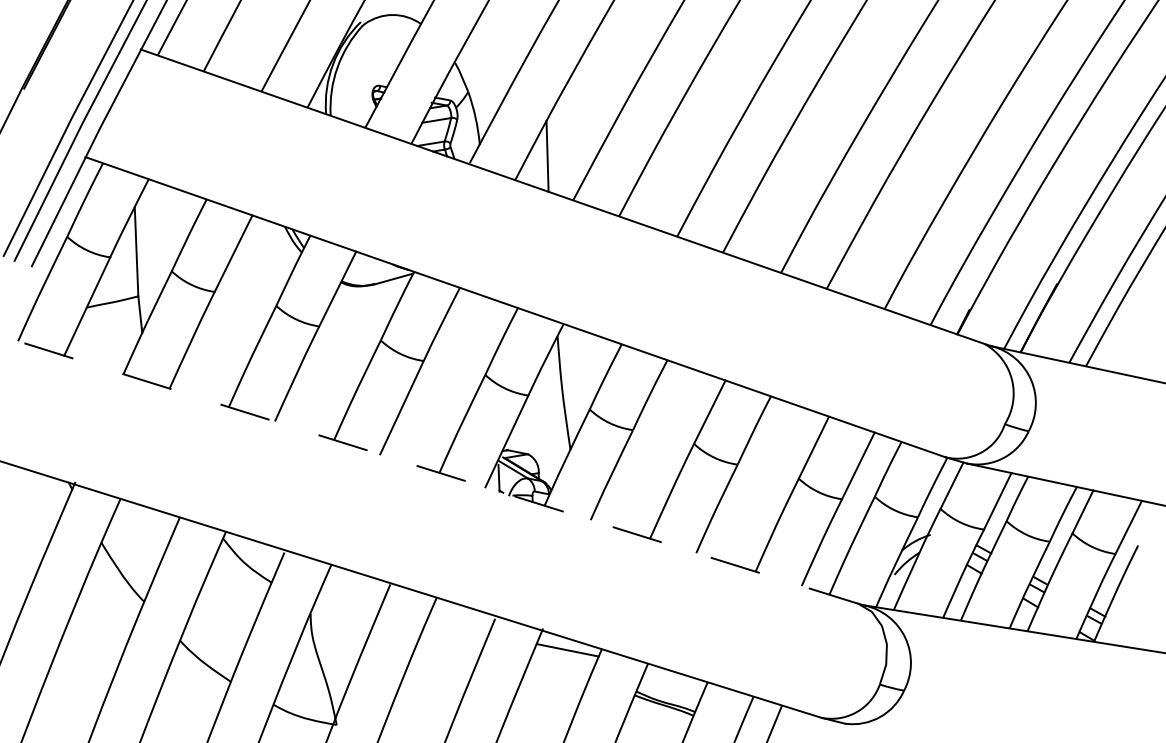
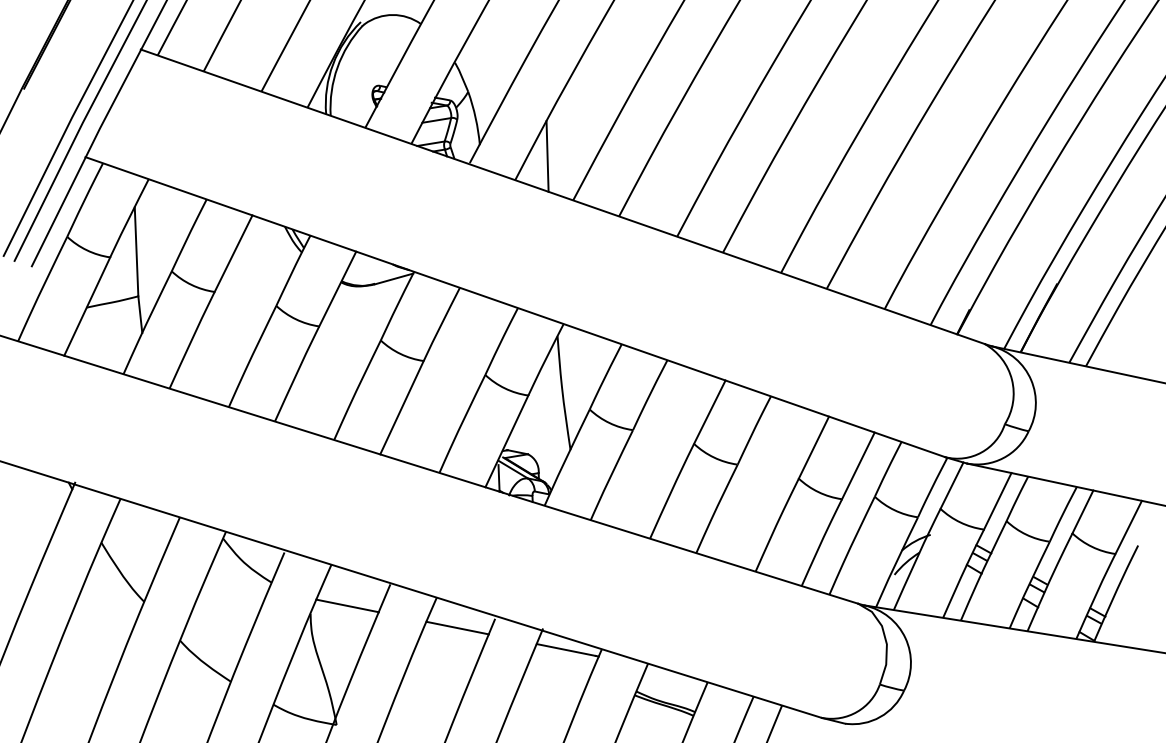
line: dashed -> solid (428, 469)
line: none -> present (347, 605)
line: none -> present (457, 627)
